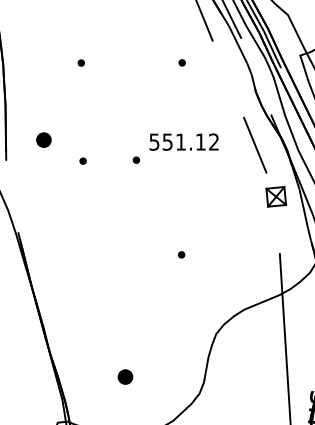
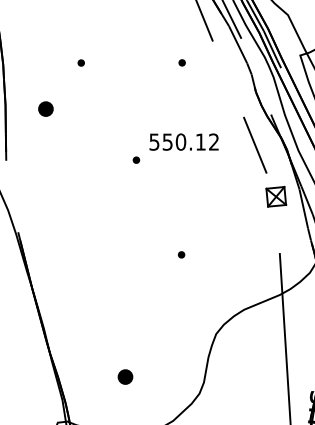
part position: (43, 139) -> (45, 108) (45, 108)
text: 551.12 -> 550.12 (180, 141)
part: present -> none (82, 160)
